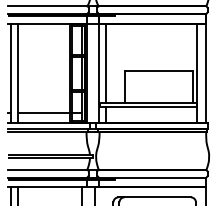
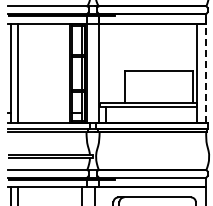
line: present -> none (105, 63)
line: solid -> dashed (206, 68)
line: present -> none (43, 113)
